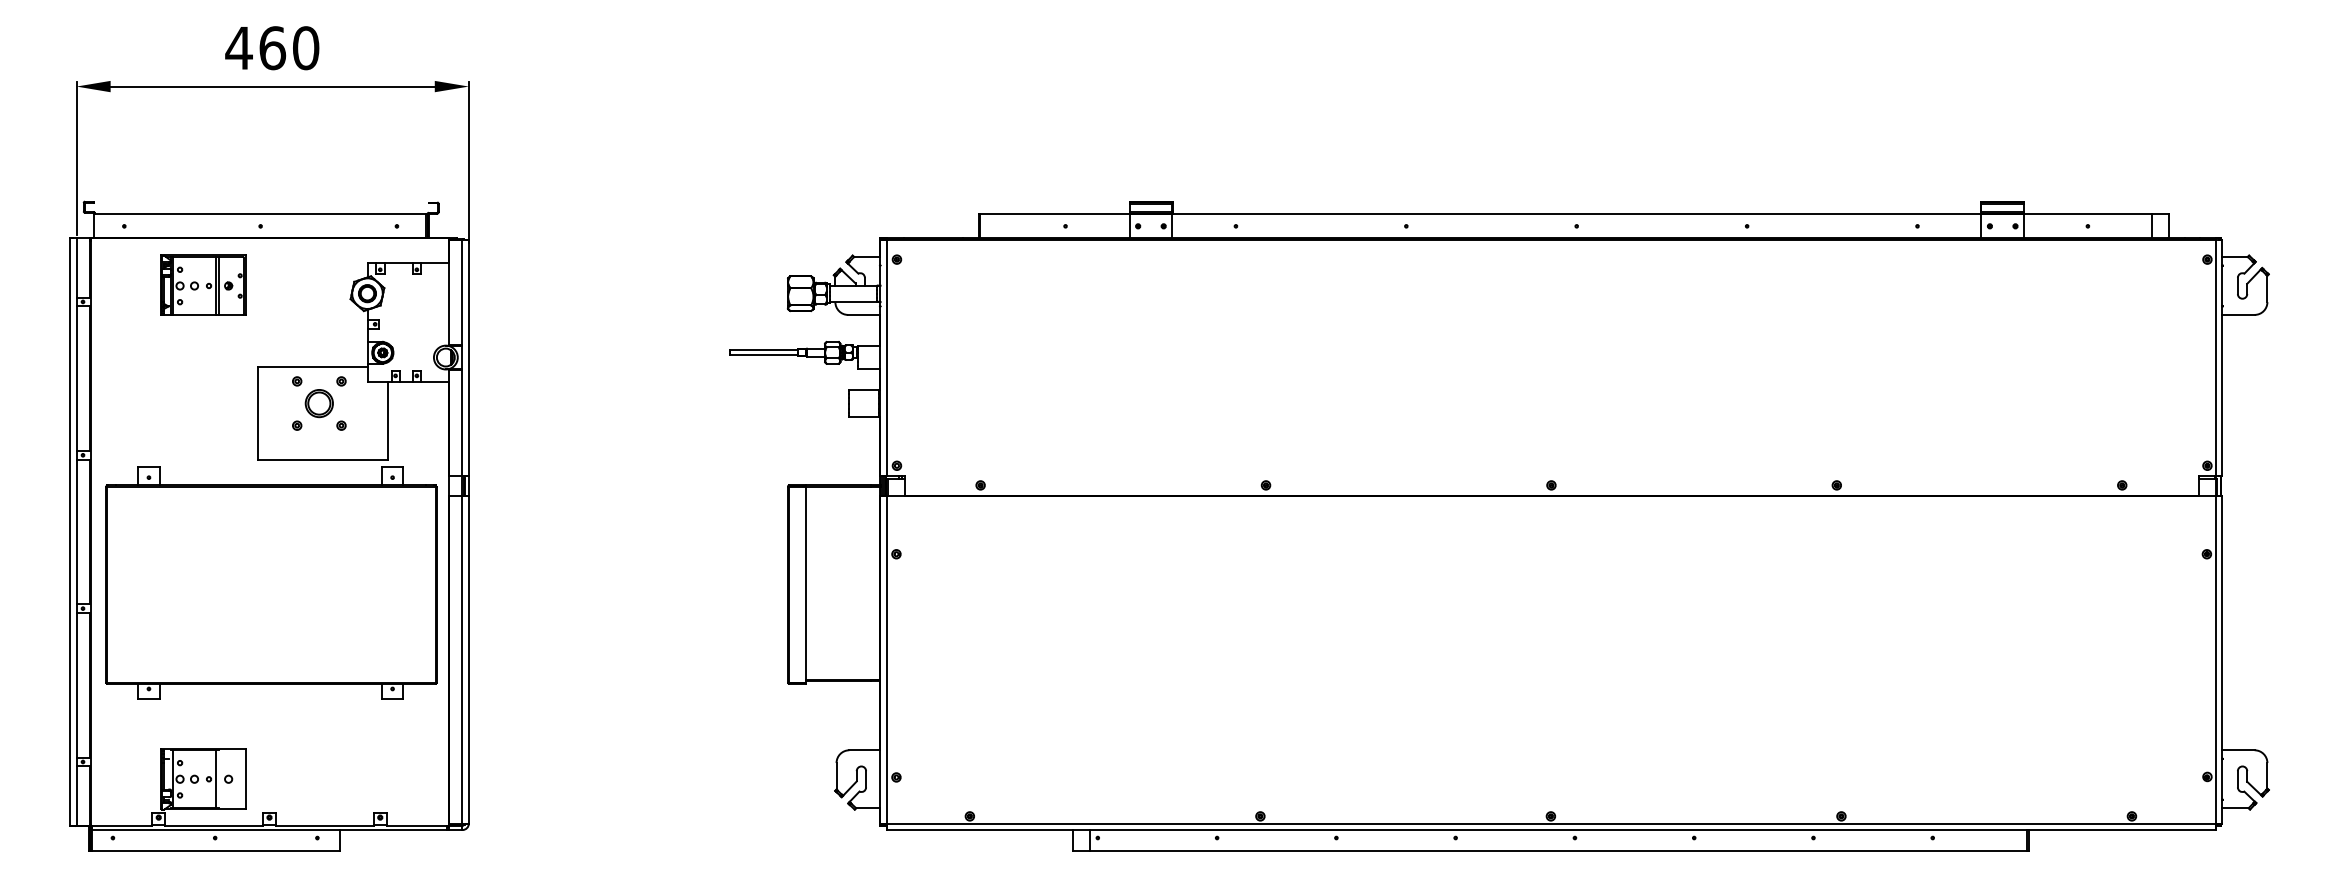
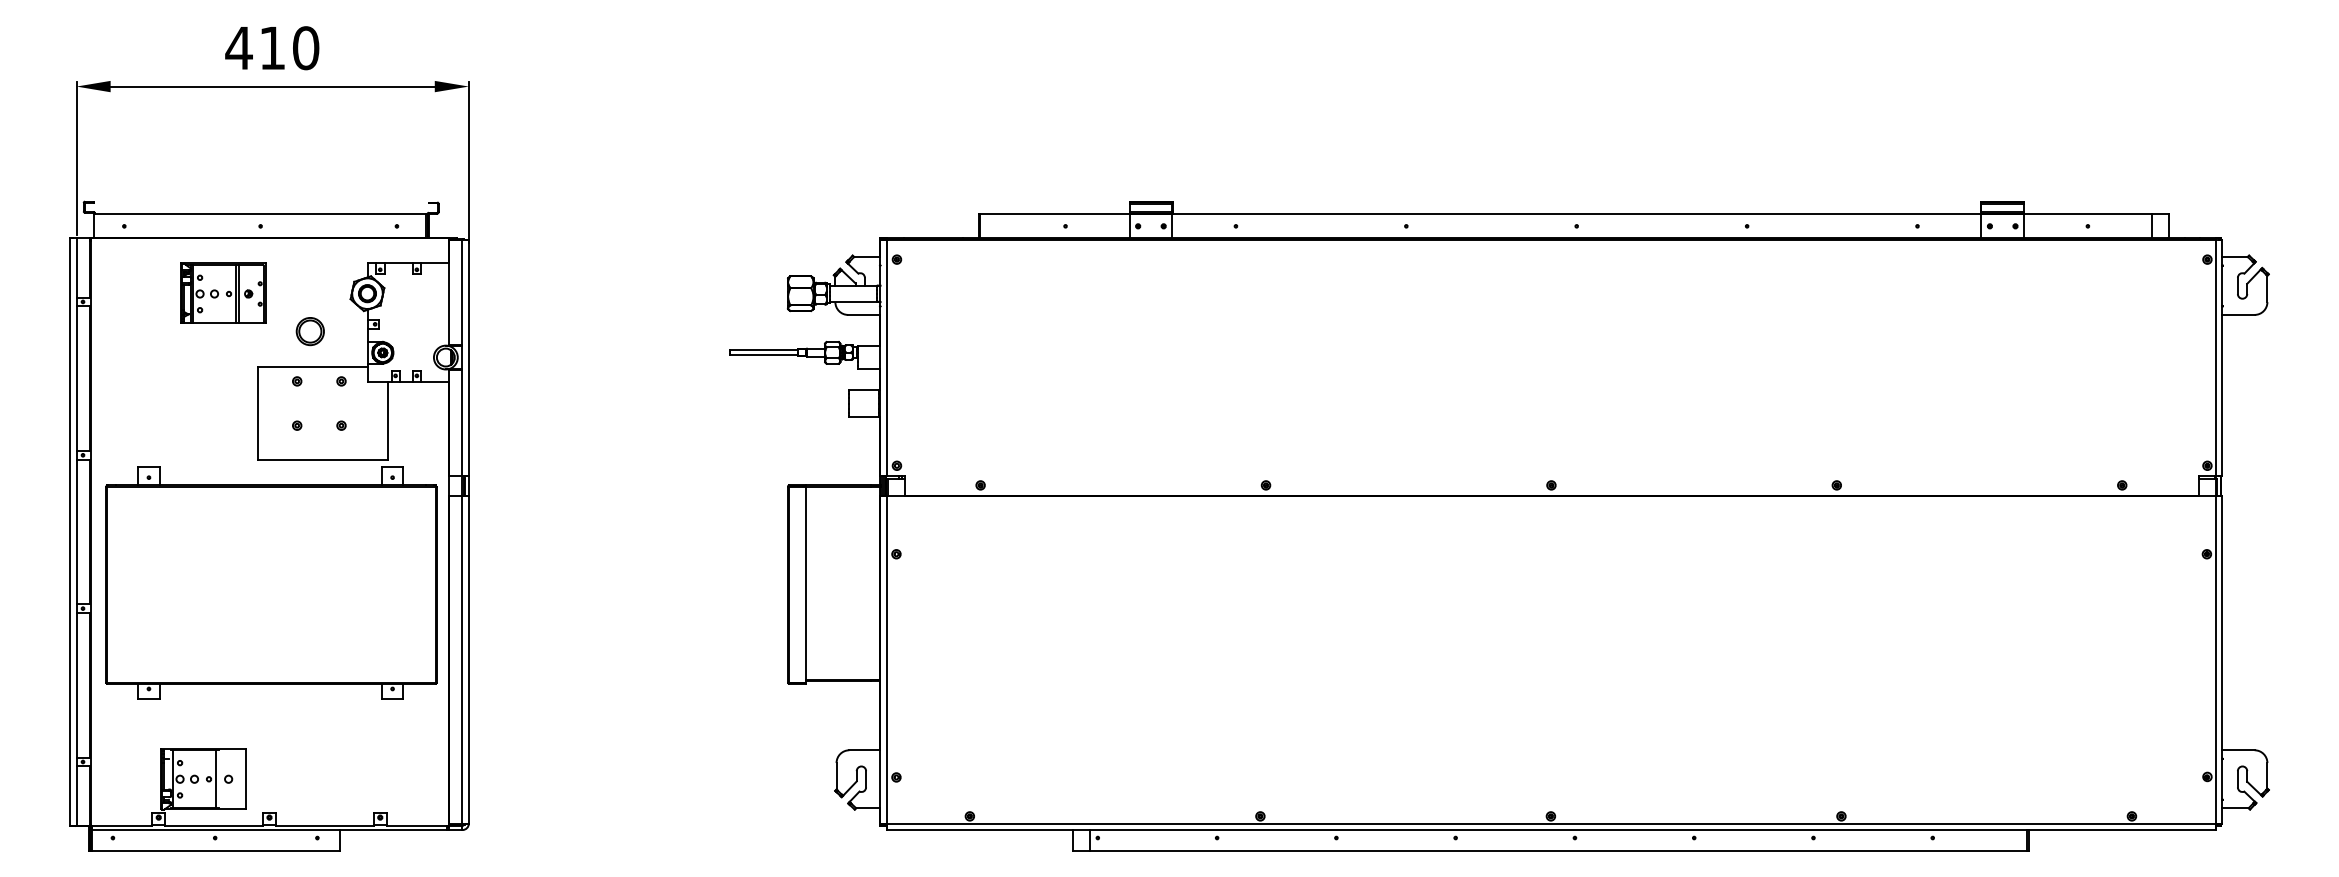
text: 460 -> 410 (272, 48)
part position: (203, 284) -> (223, 292) (223, 292)
part position: (318, 403) -> (309, 331) (309, 331)
